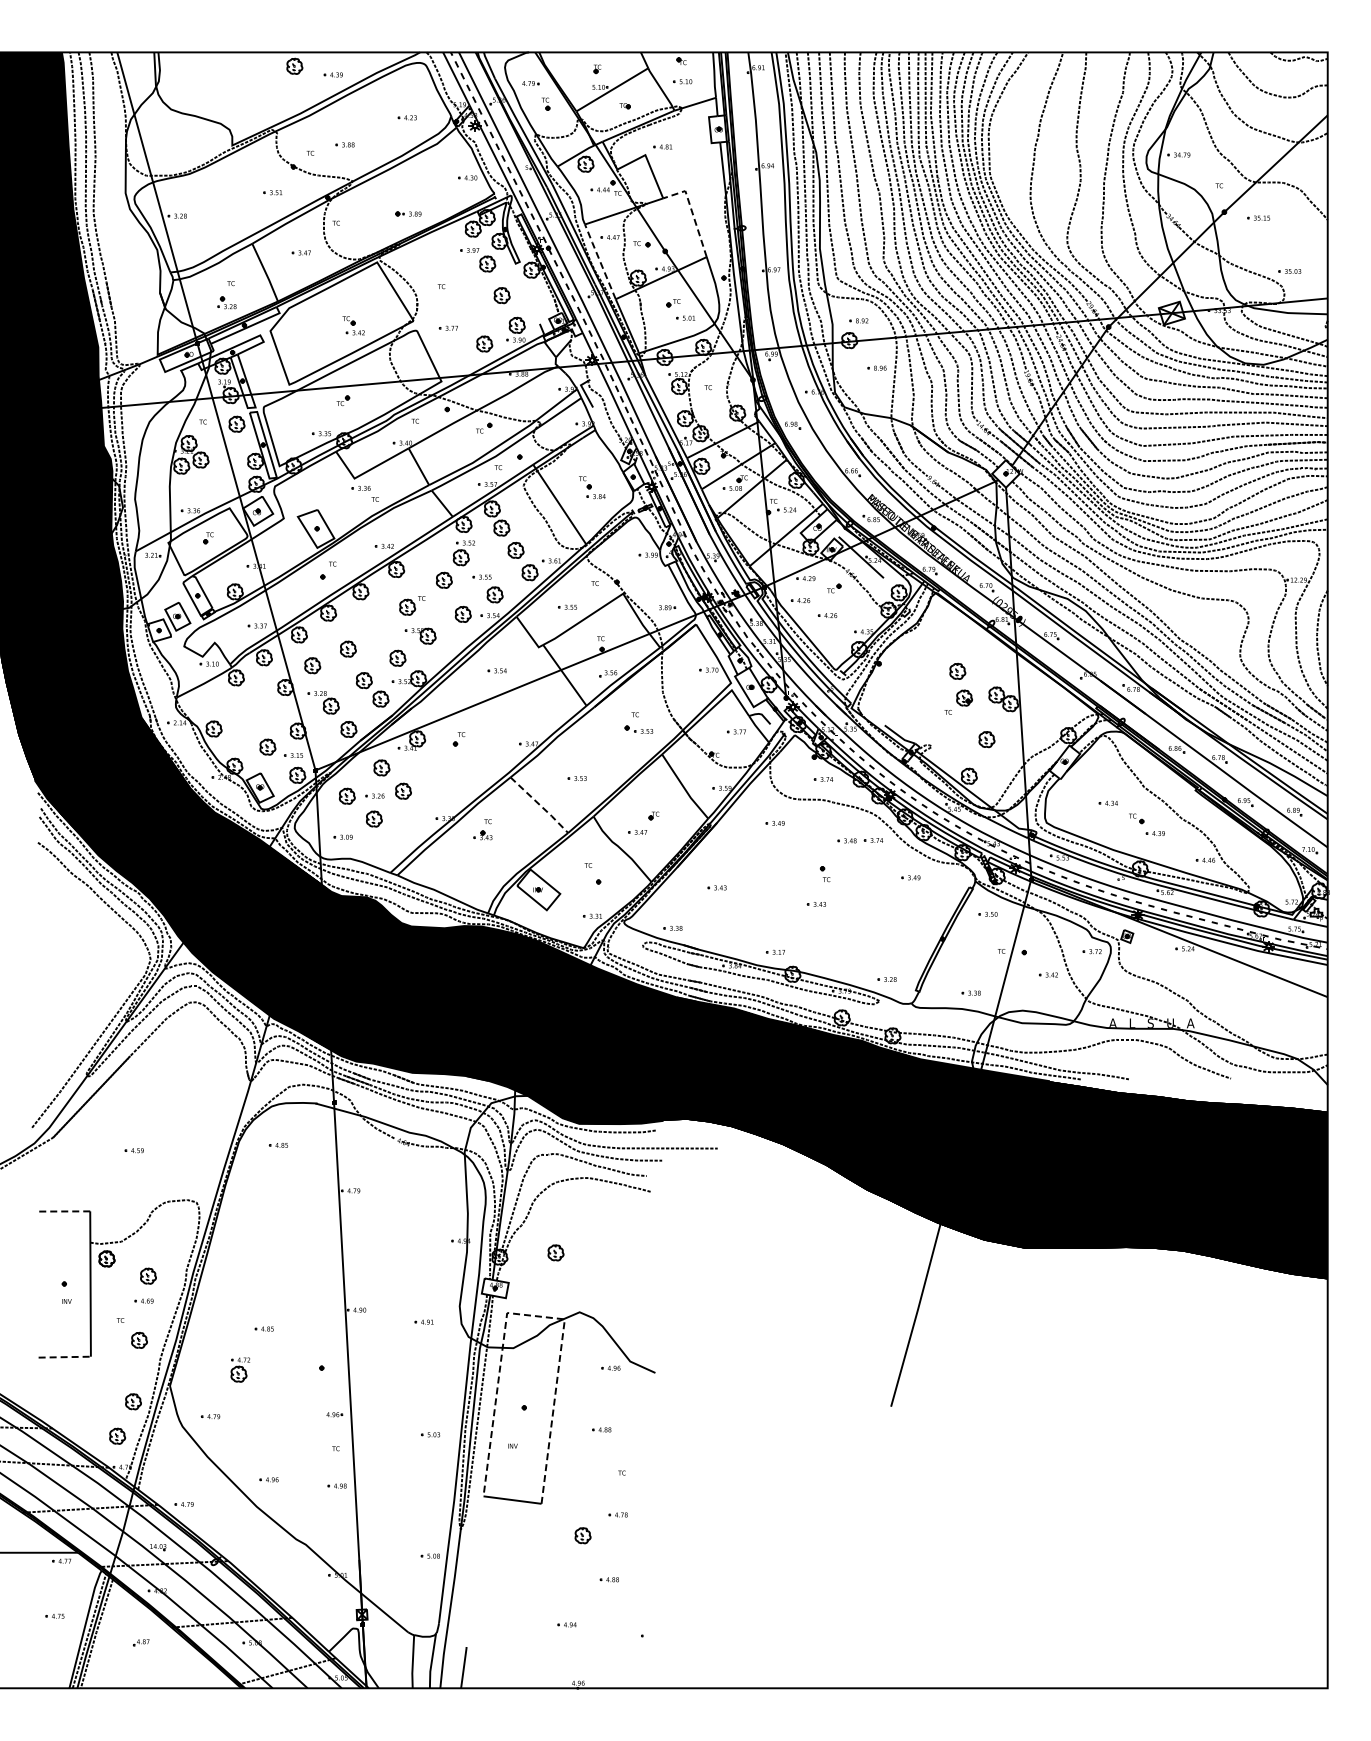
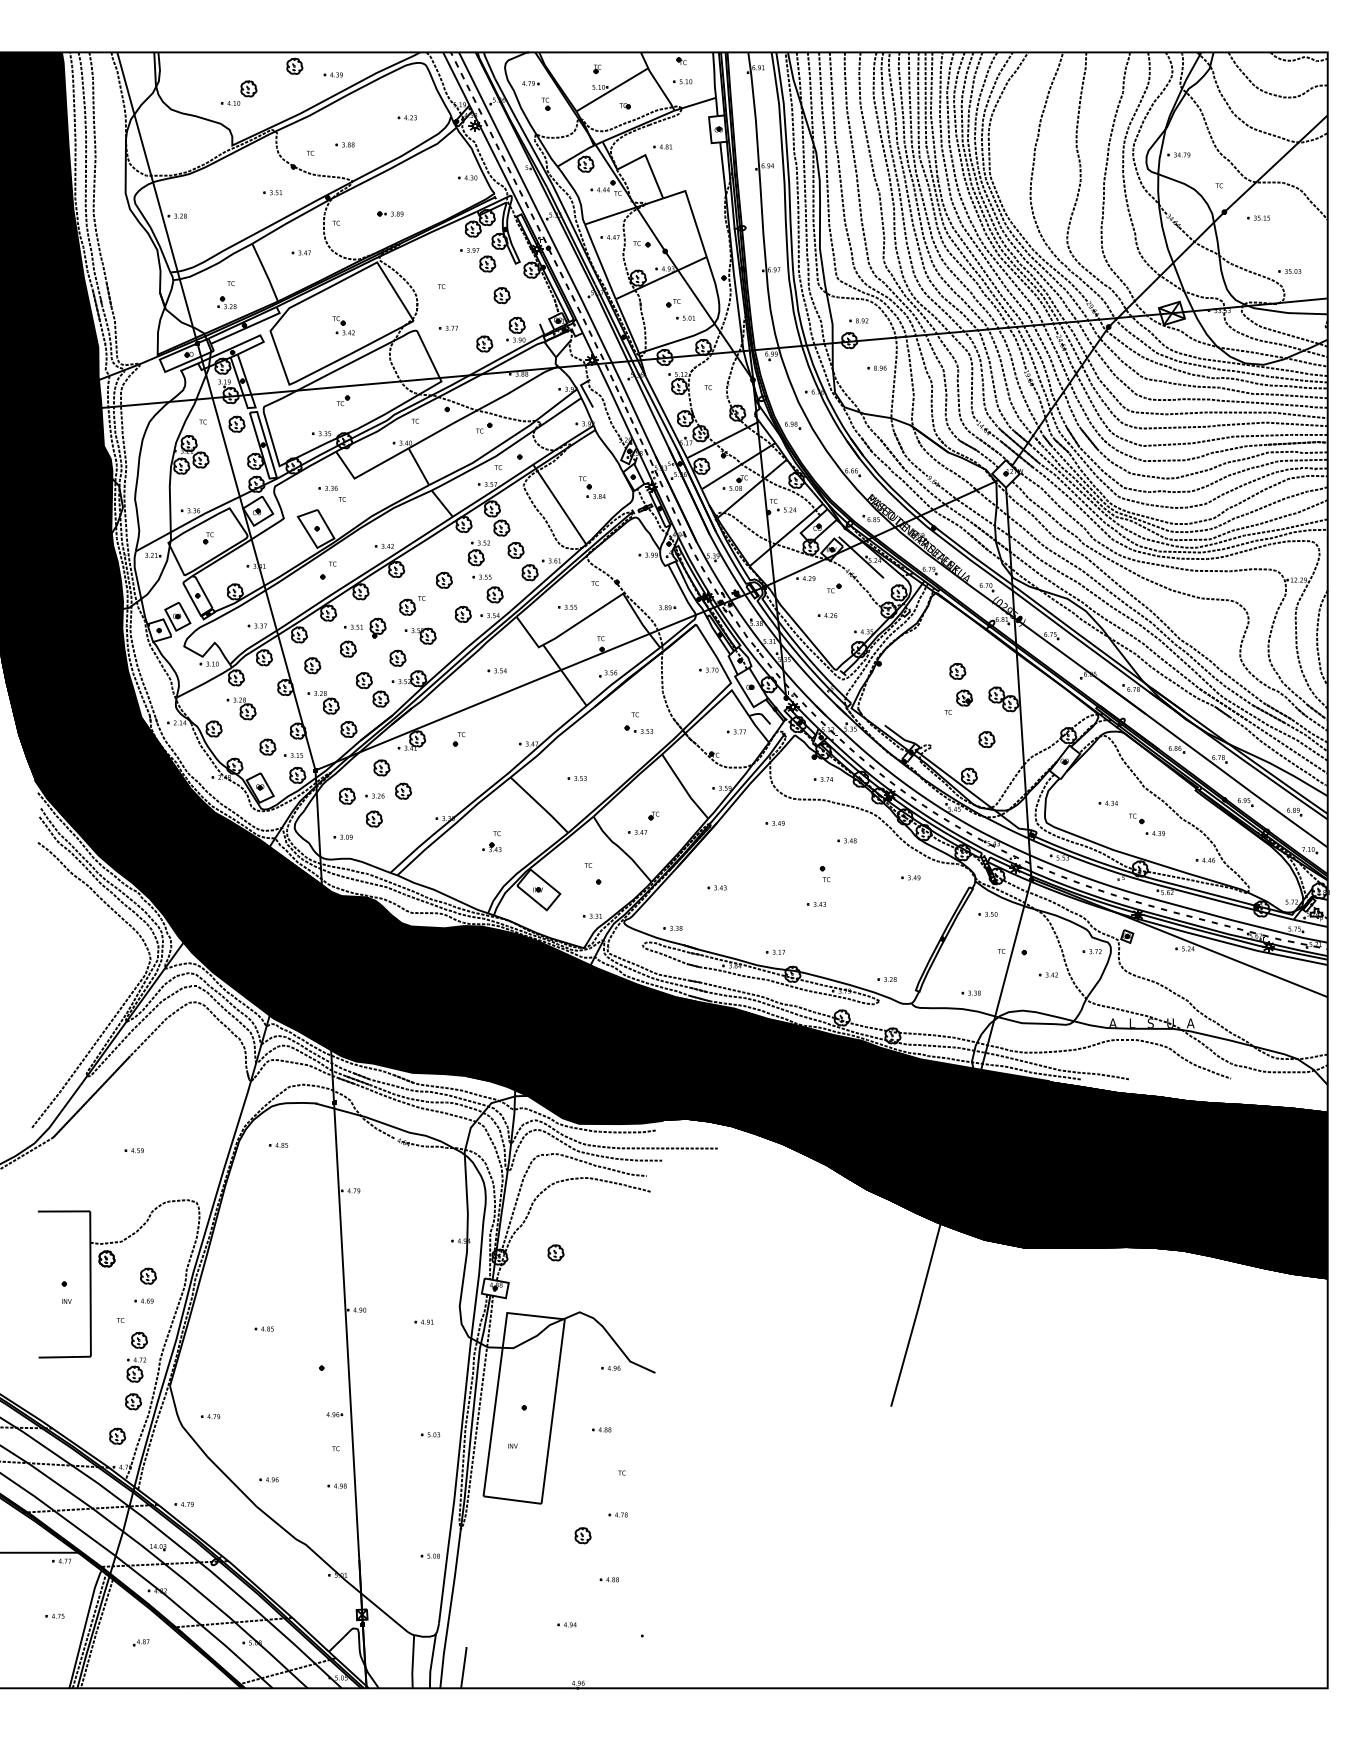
part: none -> present (238, 92)
line: dashed -> solid (692, 211)
part position: (408, 213) -> (390, 213) (390, 213)
line: dashed -> solid (599, 260)
part position: (353, 325) -> (343, 325) (343, 325)
part position: (364, 493) -> (331, 493) (331, 493)
part position: (463, 553) -> (478, 553) (478, 553)
part: present -> none (800, 600)
part: none -> present (365, 627)
part: none -> present (241, 708)
line: dashed -> solid (540, 805)
part position: (482, 829) -> (491, 841) (491, 841)
part: present -> none (873, 840)
line: dashed -> solid (63, 1211)
line: dashed -> solid (536, 1316)
line: dashed -> solid (65, 1357)
part position: (239, 1369) -> (135, 1369) (135, 1369)
